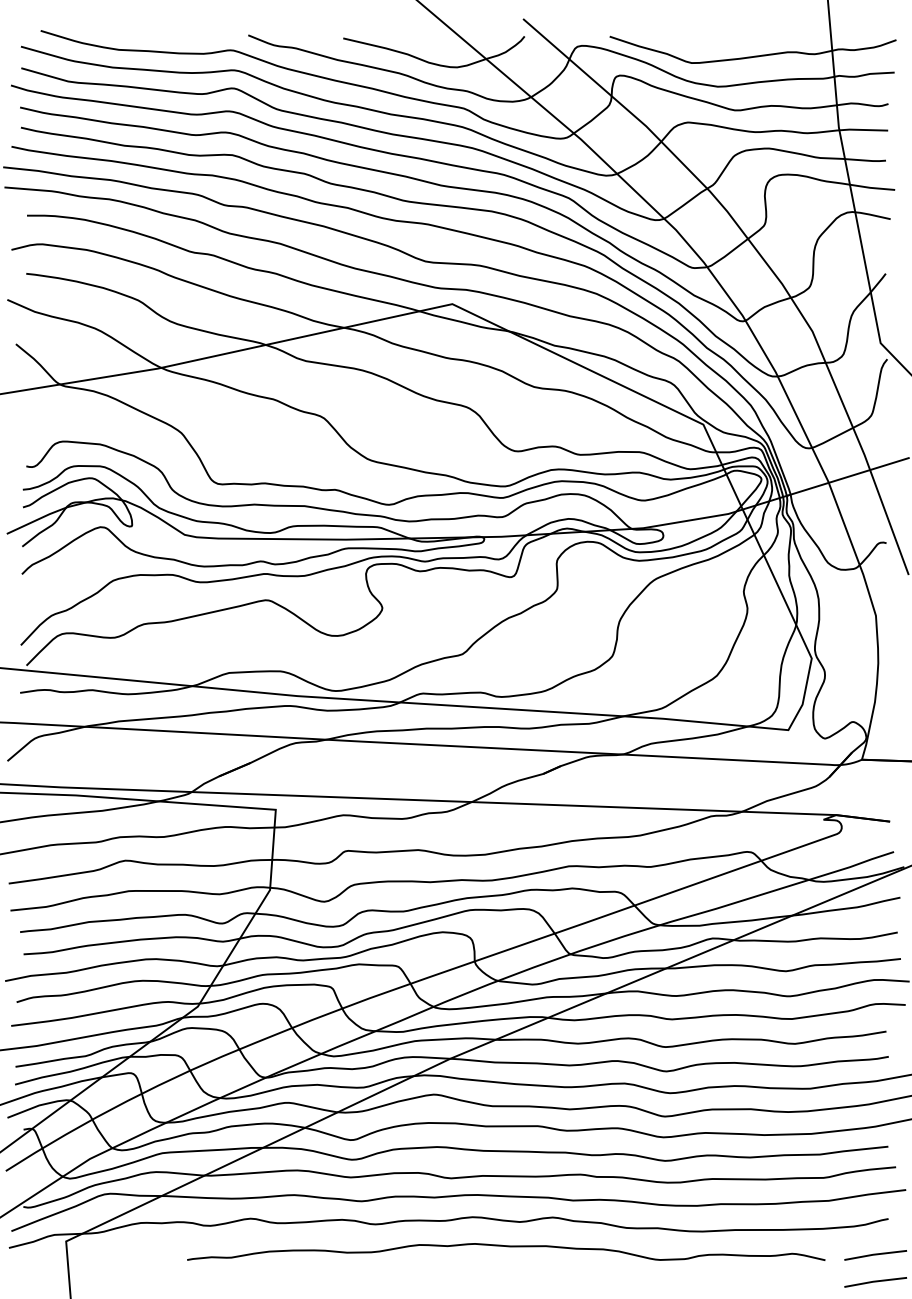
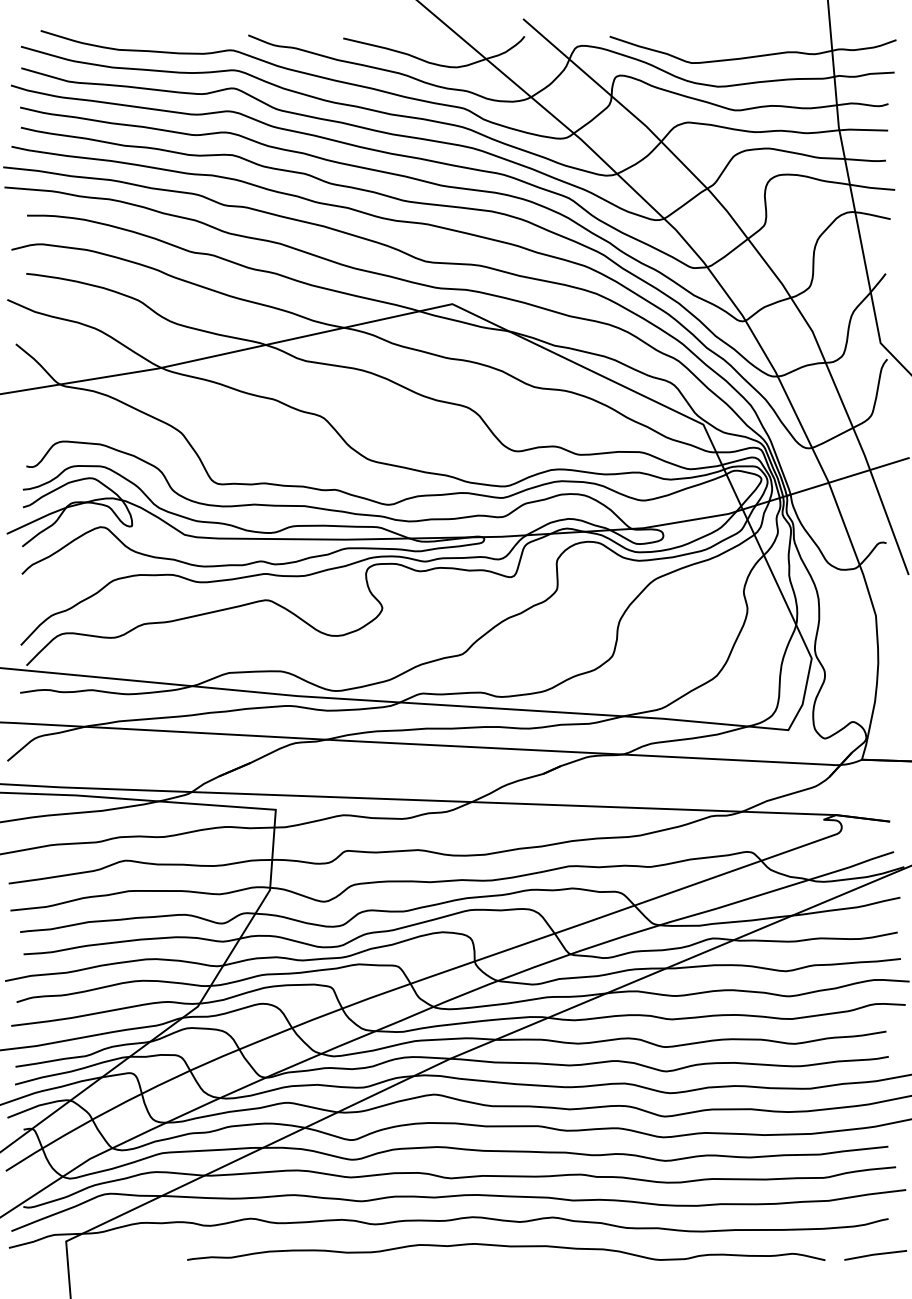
line: present -> none (875, 1282)
